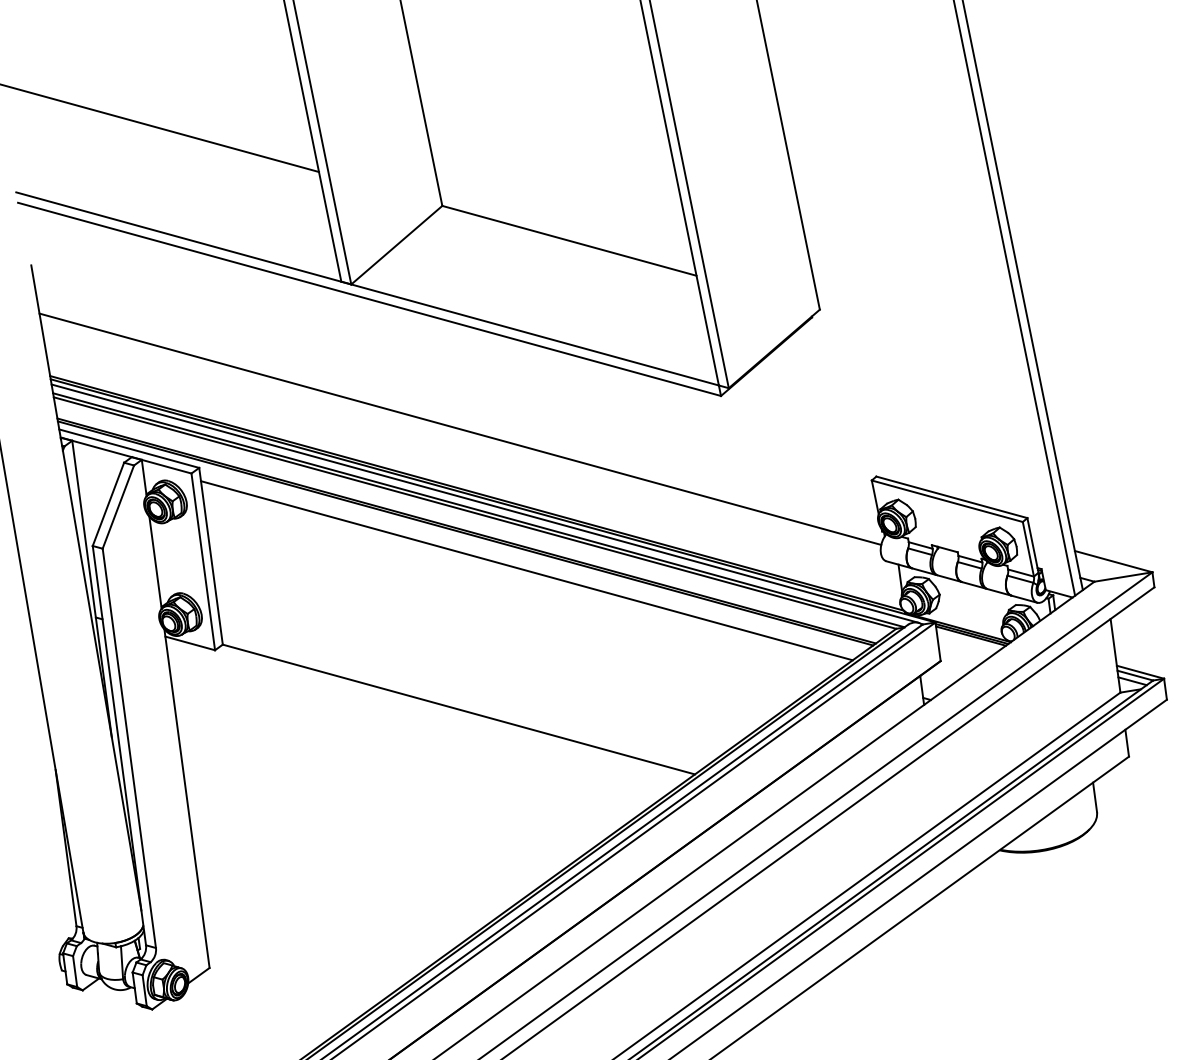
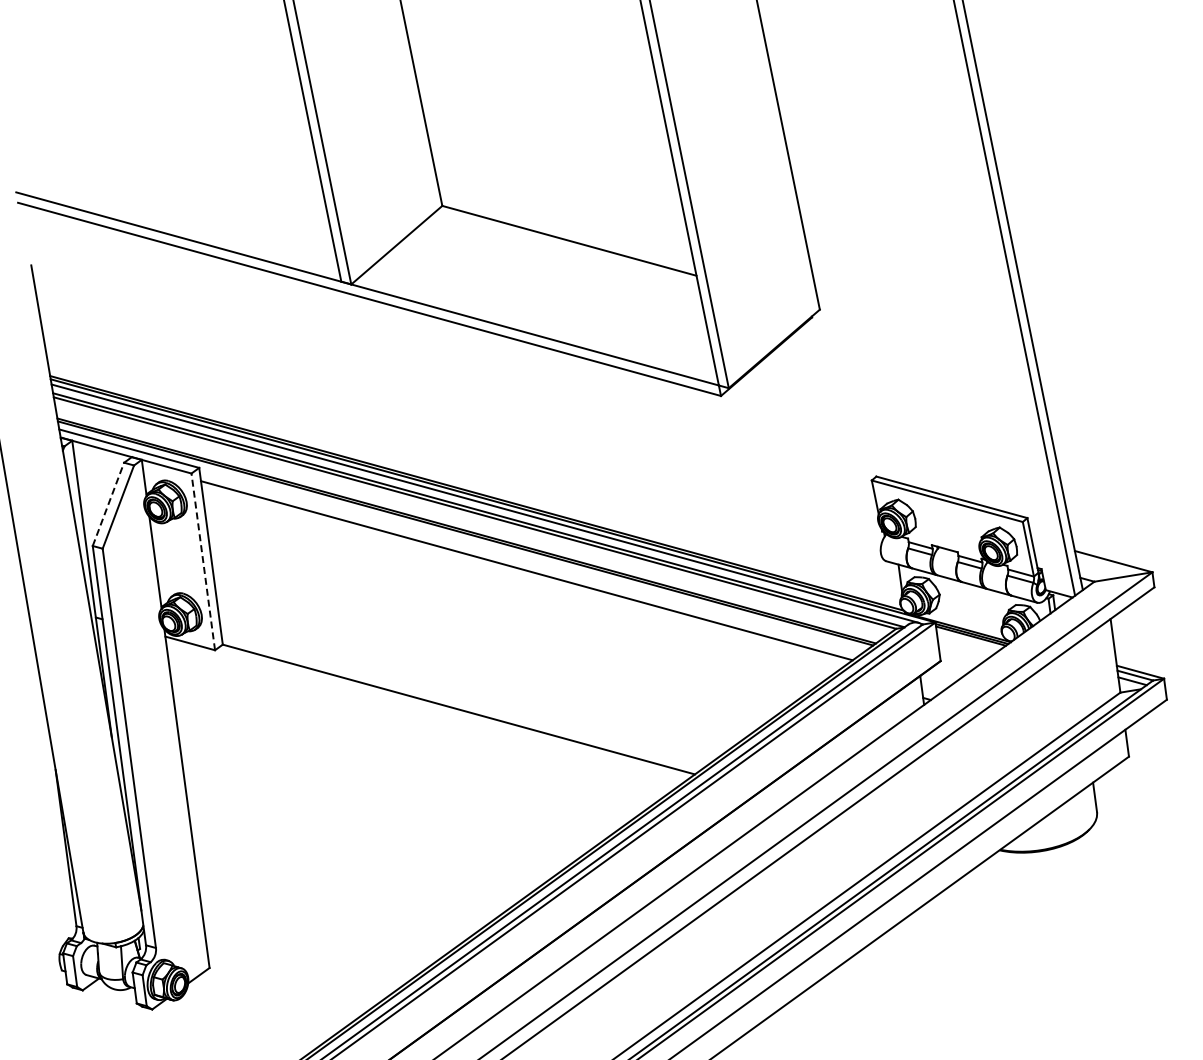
line: present -> none (160, 128)
line: present -> none (460, 428)
line: solid -> dashed (108, 503)
line: solid -> dashed (203, 561)
